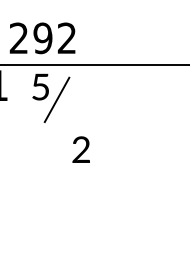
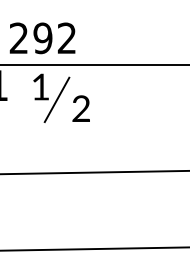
text: 5 -> 1 (40, 86)
text position: (80, 149) -> (80, 108) (80, 108)
line: none -> present (94, 172)
line: none -> present (94, 248)
